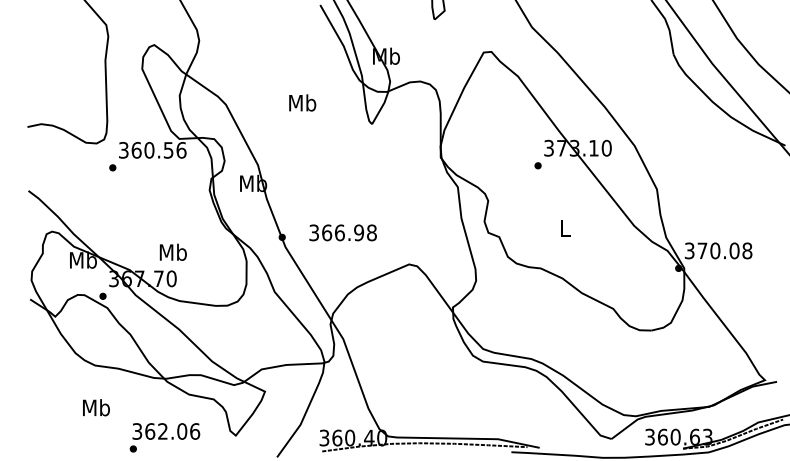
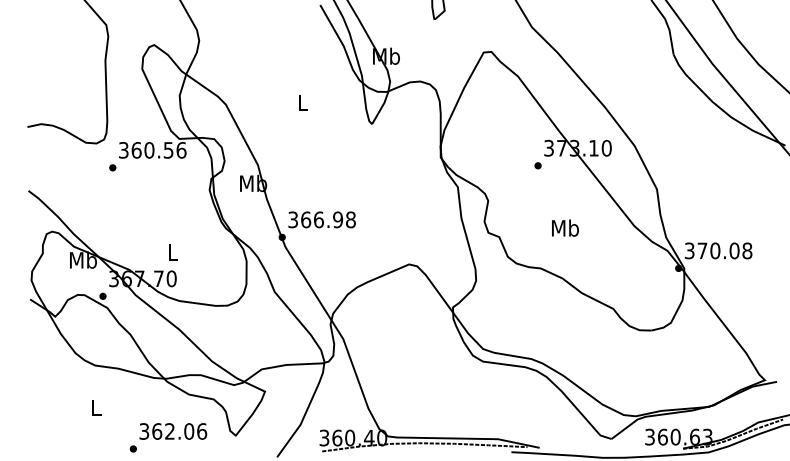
text: Mb -> L (302, 102)
text: L -> Mb (565, 227)
text position: (342, 232) -> (321, 219) (321, 219)
text: Mb -> L (172, 251)
text: Mb -> L (96, 407)
text position: (166, 431) -> (173, 431) (173, 431)
